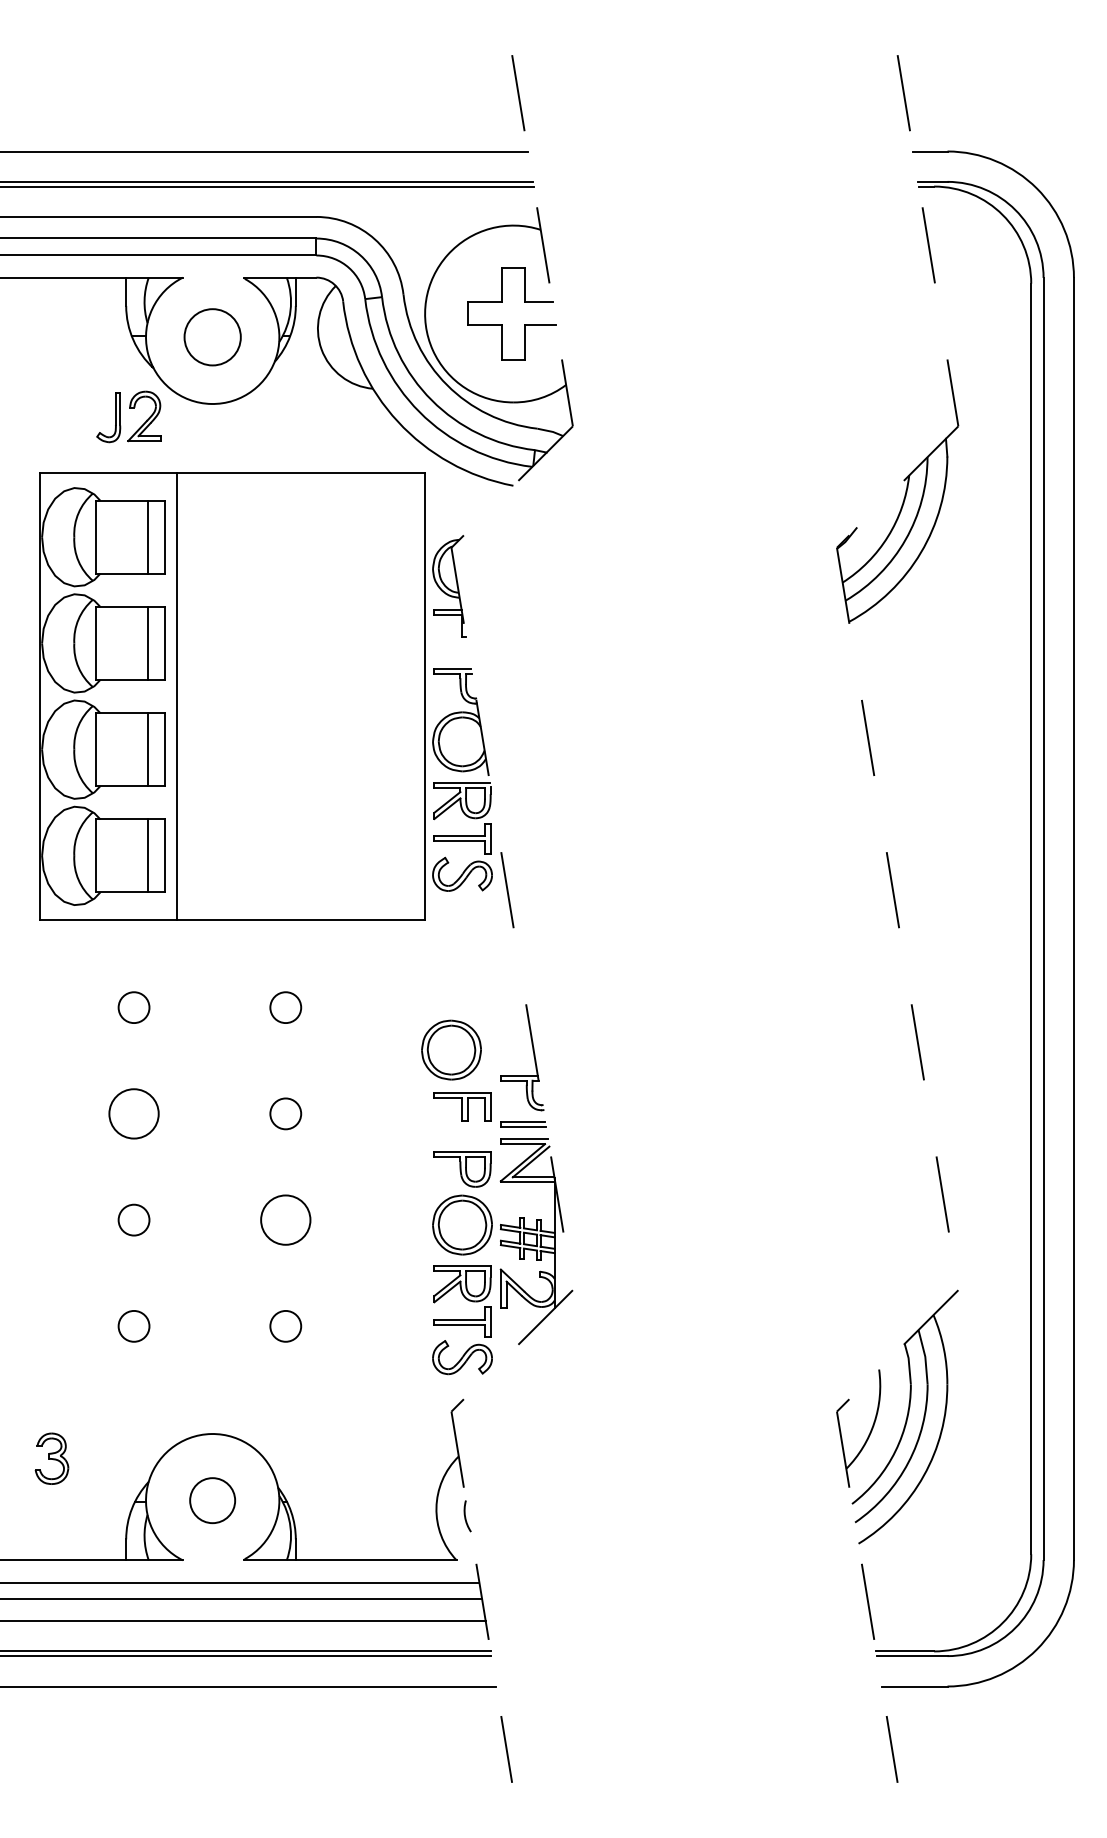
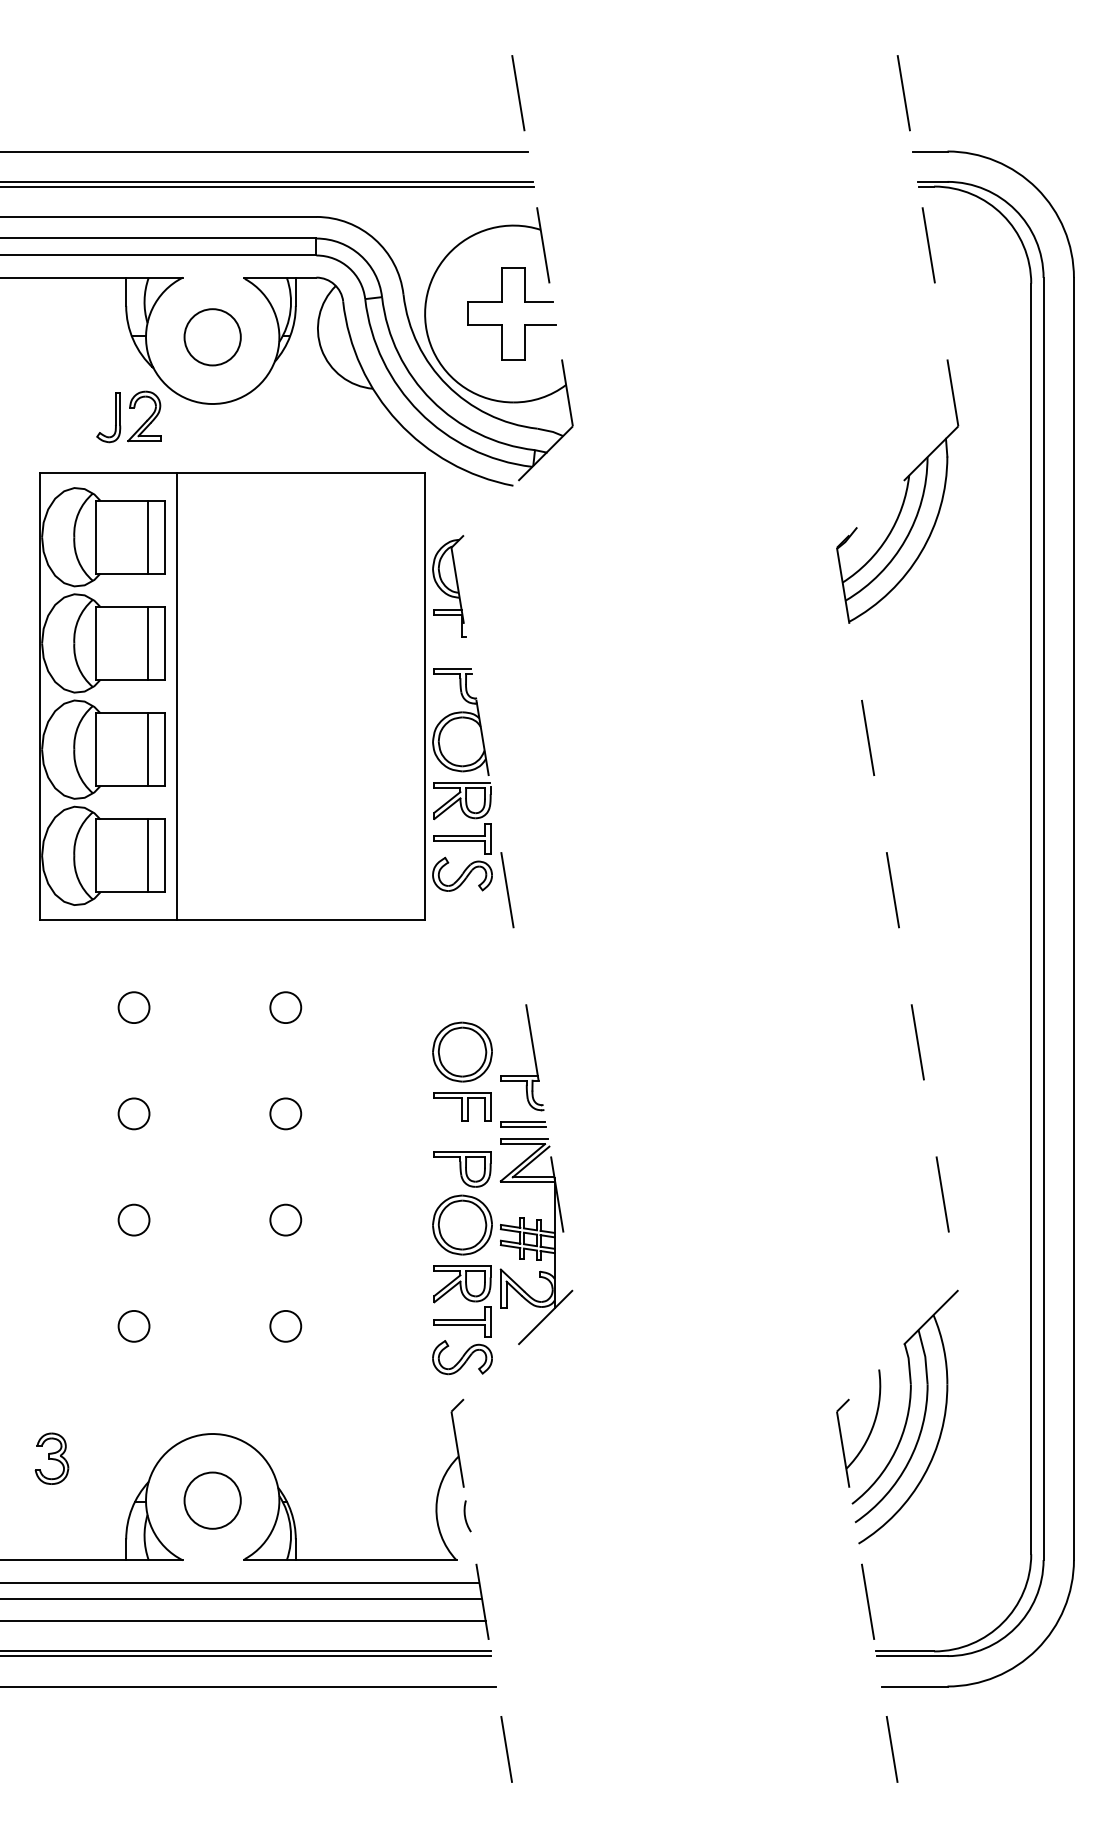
part position: (451, 1049) -> (462, 1051) (462, 1051)
circle diameter: 49 px -> 31 px (133, 1113)
circle diameter: 49 px -> 31 px (285, 1219)
circle size: 48x48 px -> 59x59 px (212, 1500)
